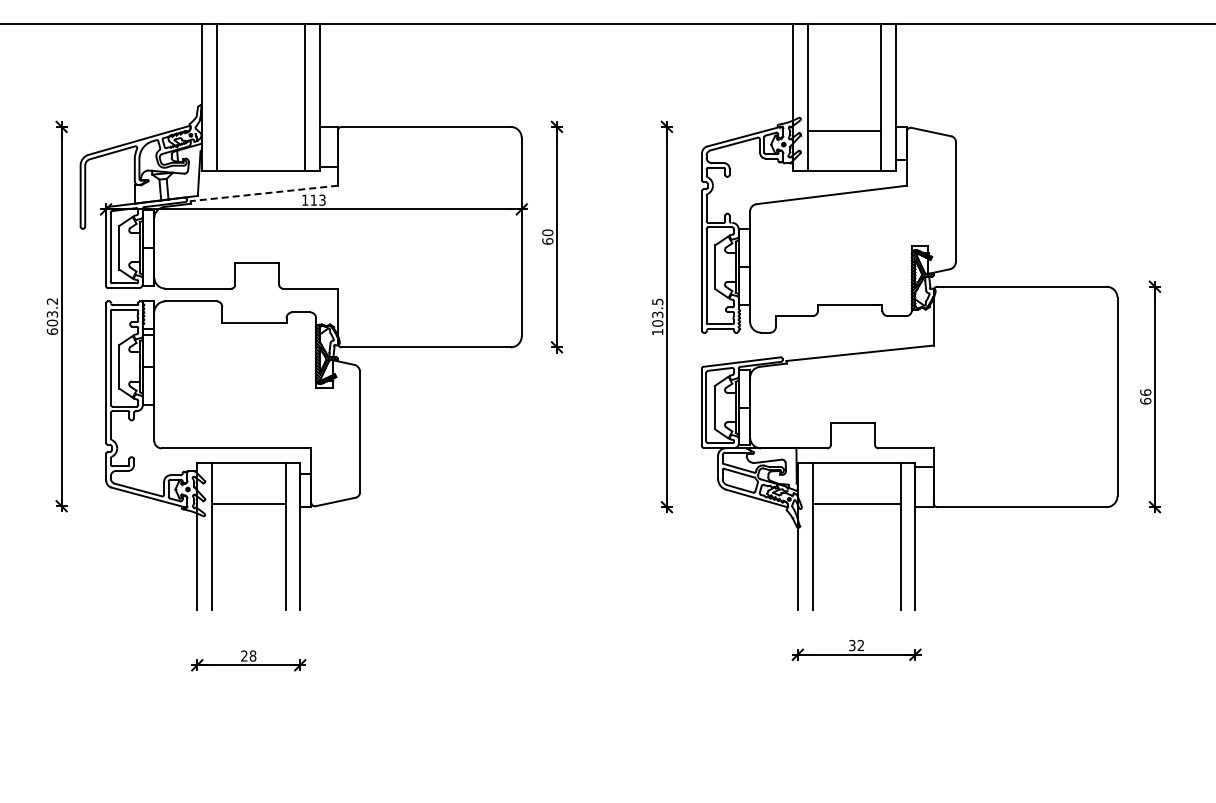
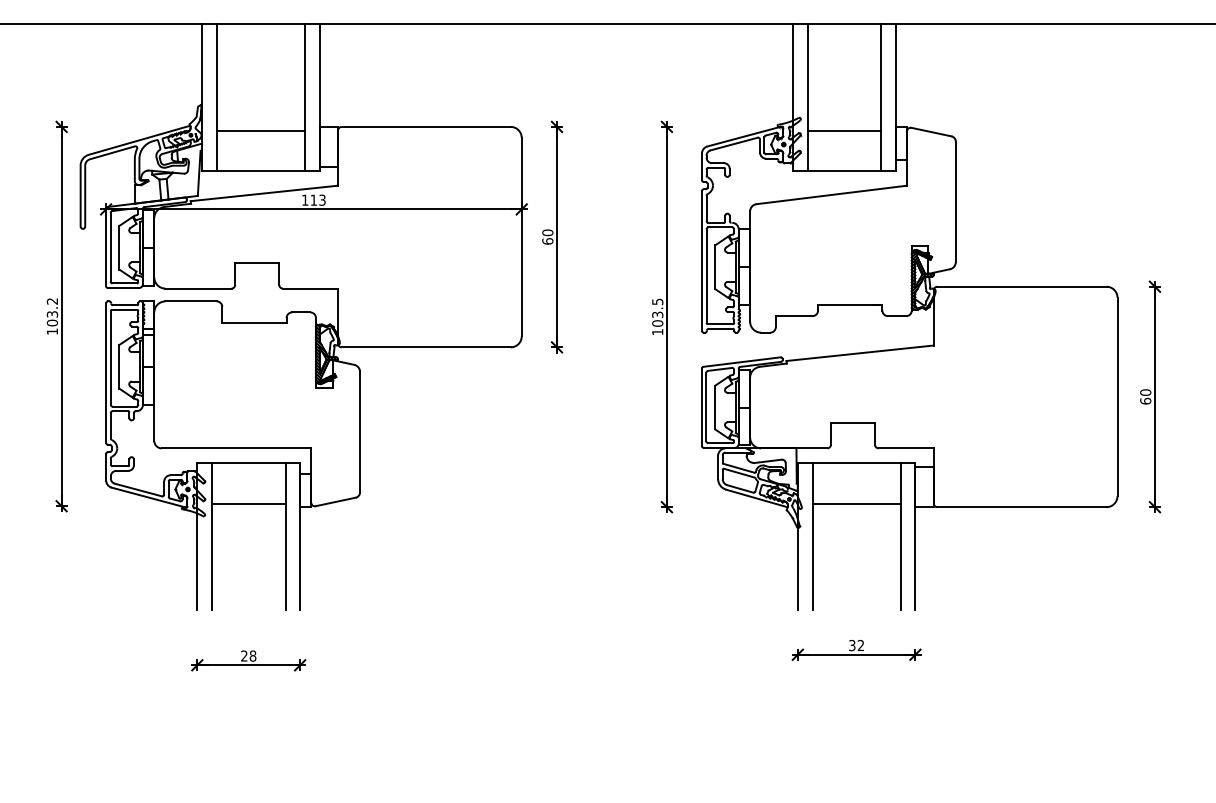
line: none -> present (260, 130)
line: dashed -> solid (263, 193)
text: 603.2 -> 103.2 (52, 331)
text: 66 -> 60 (1145, 392)
